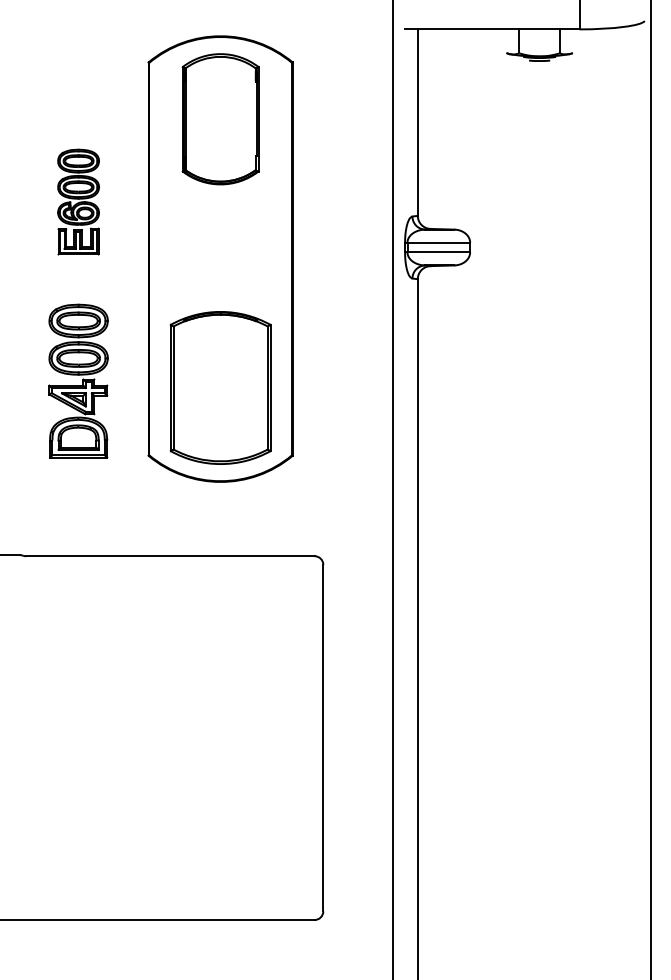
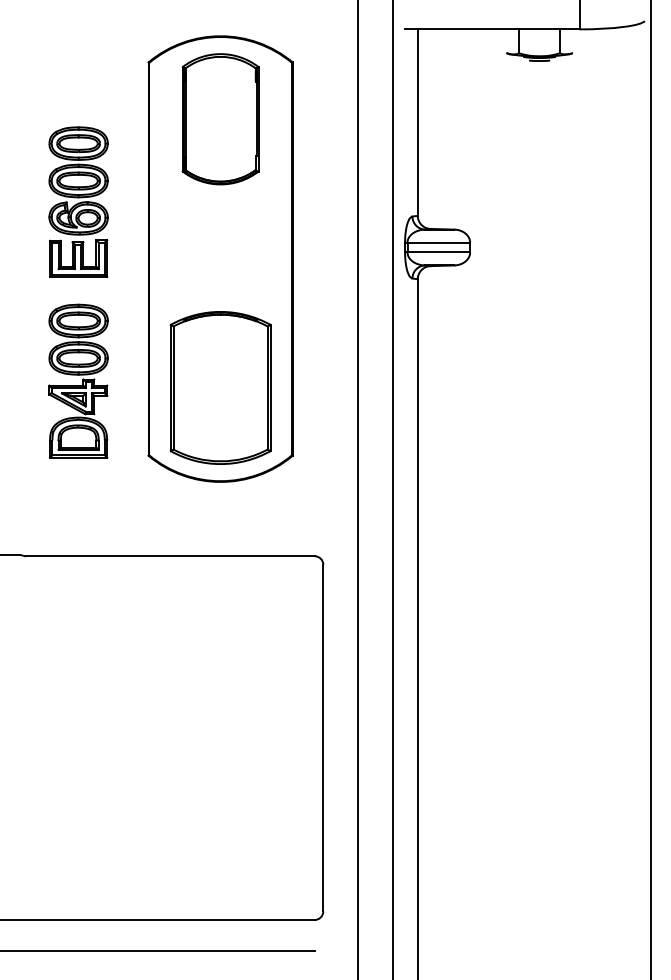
part size: 43x108 px -> 61x152 px (78, 201)
line: none -> present (358, 489)
line: none -> present (158, 950)
